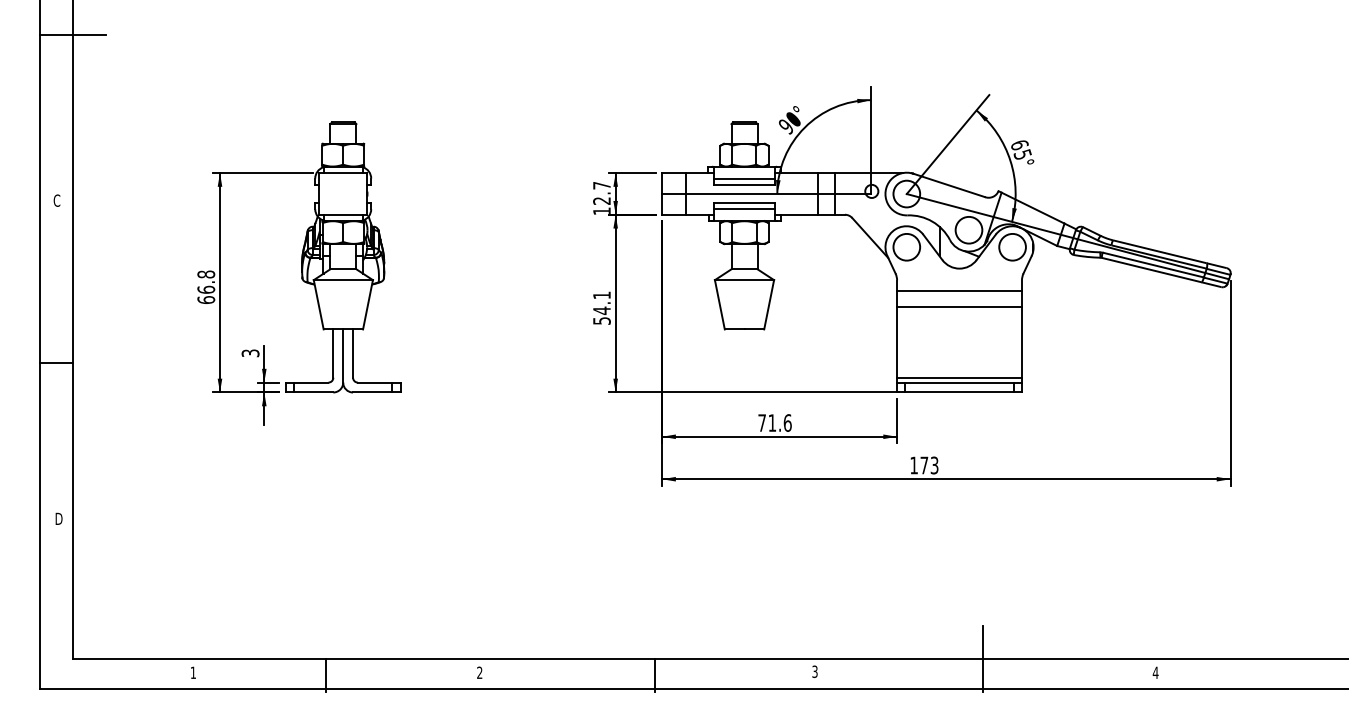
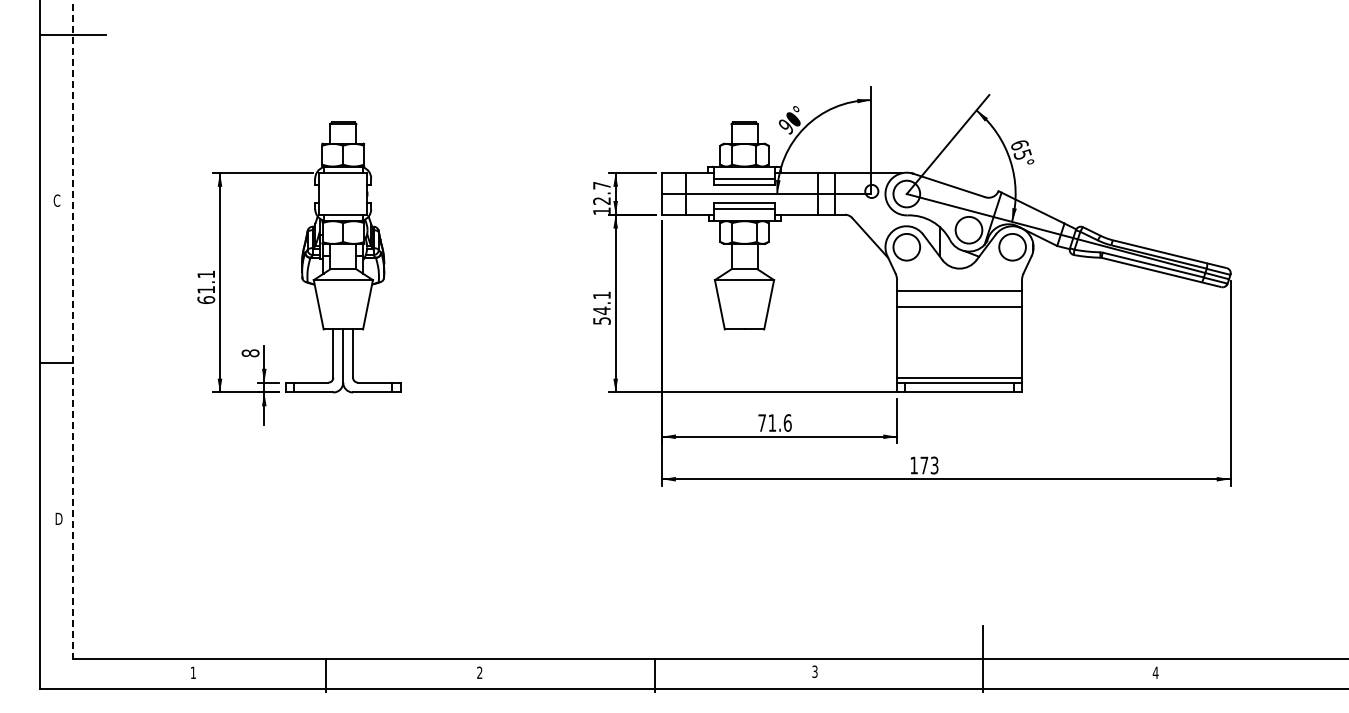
text: 66.8 -> 61.1 (206, 281)
line: solid -> dashed (73, 329)
text: 3 -> 8 (250, 353)
